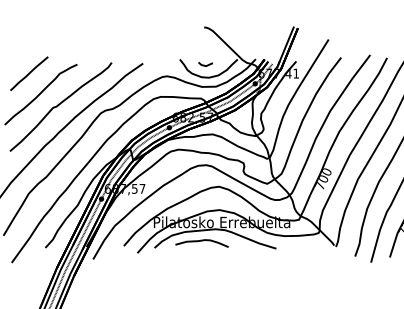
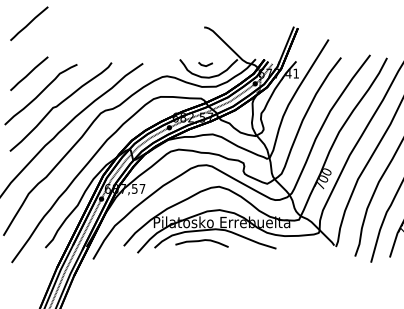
line: none -> present (29, 23)
